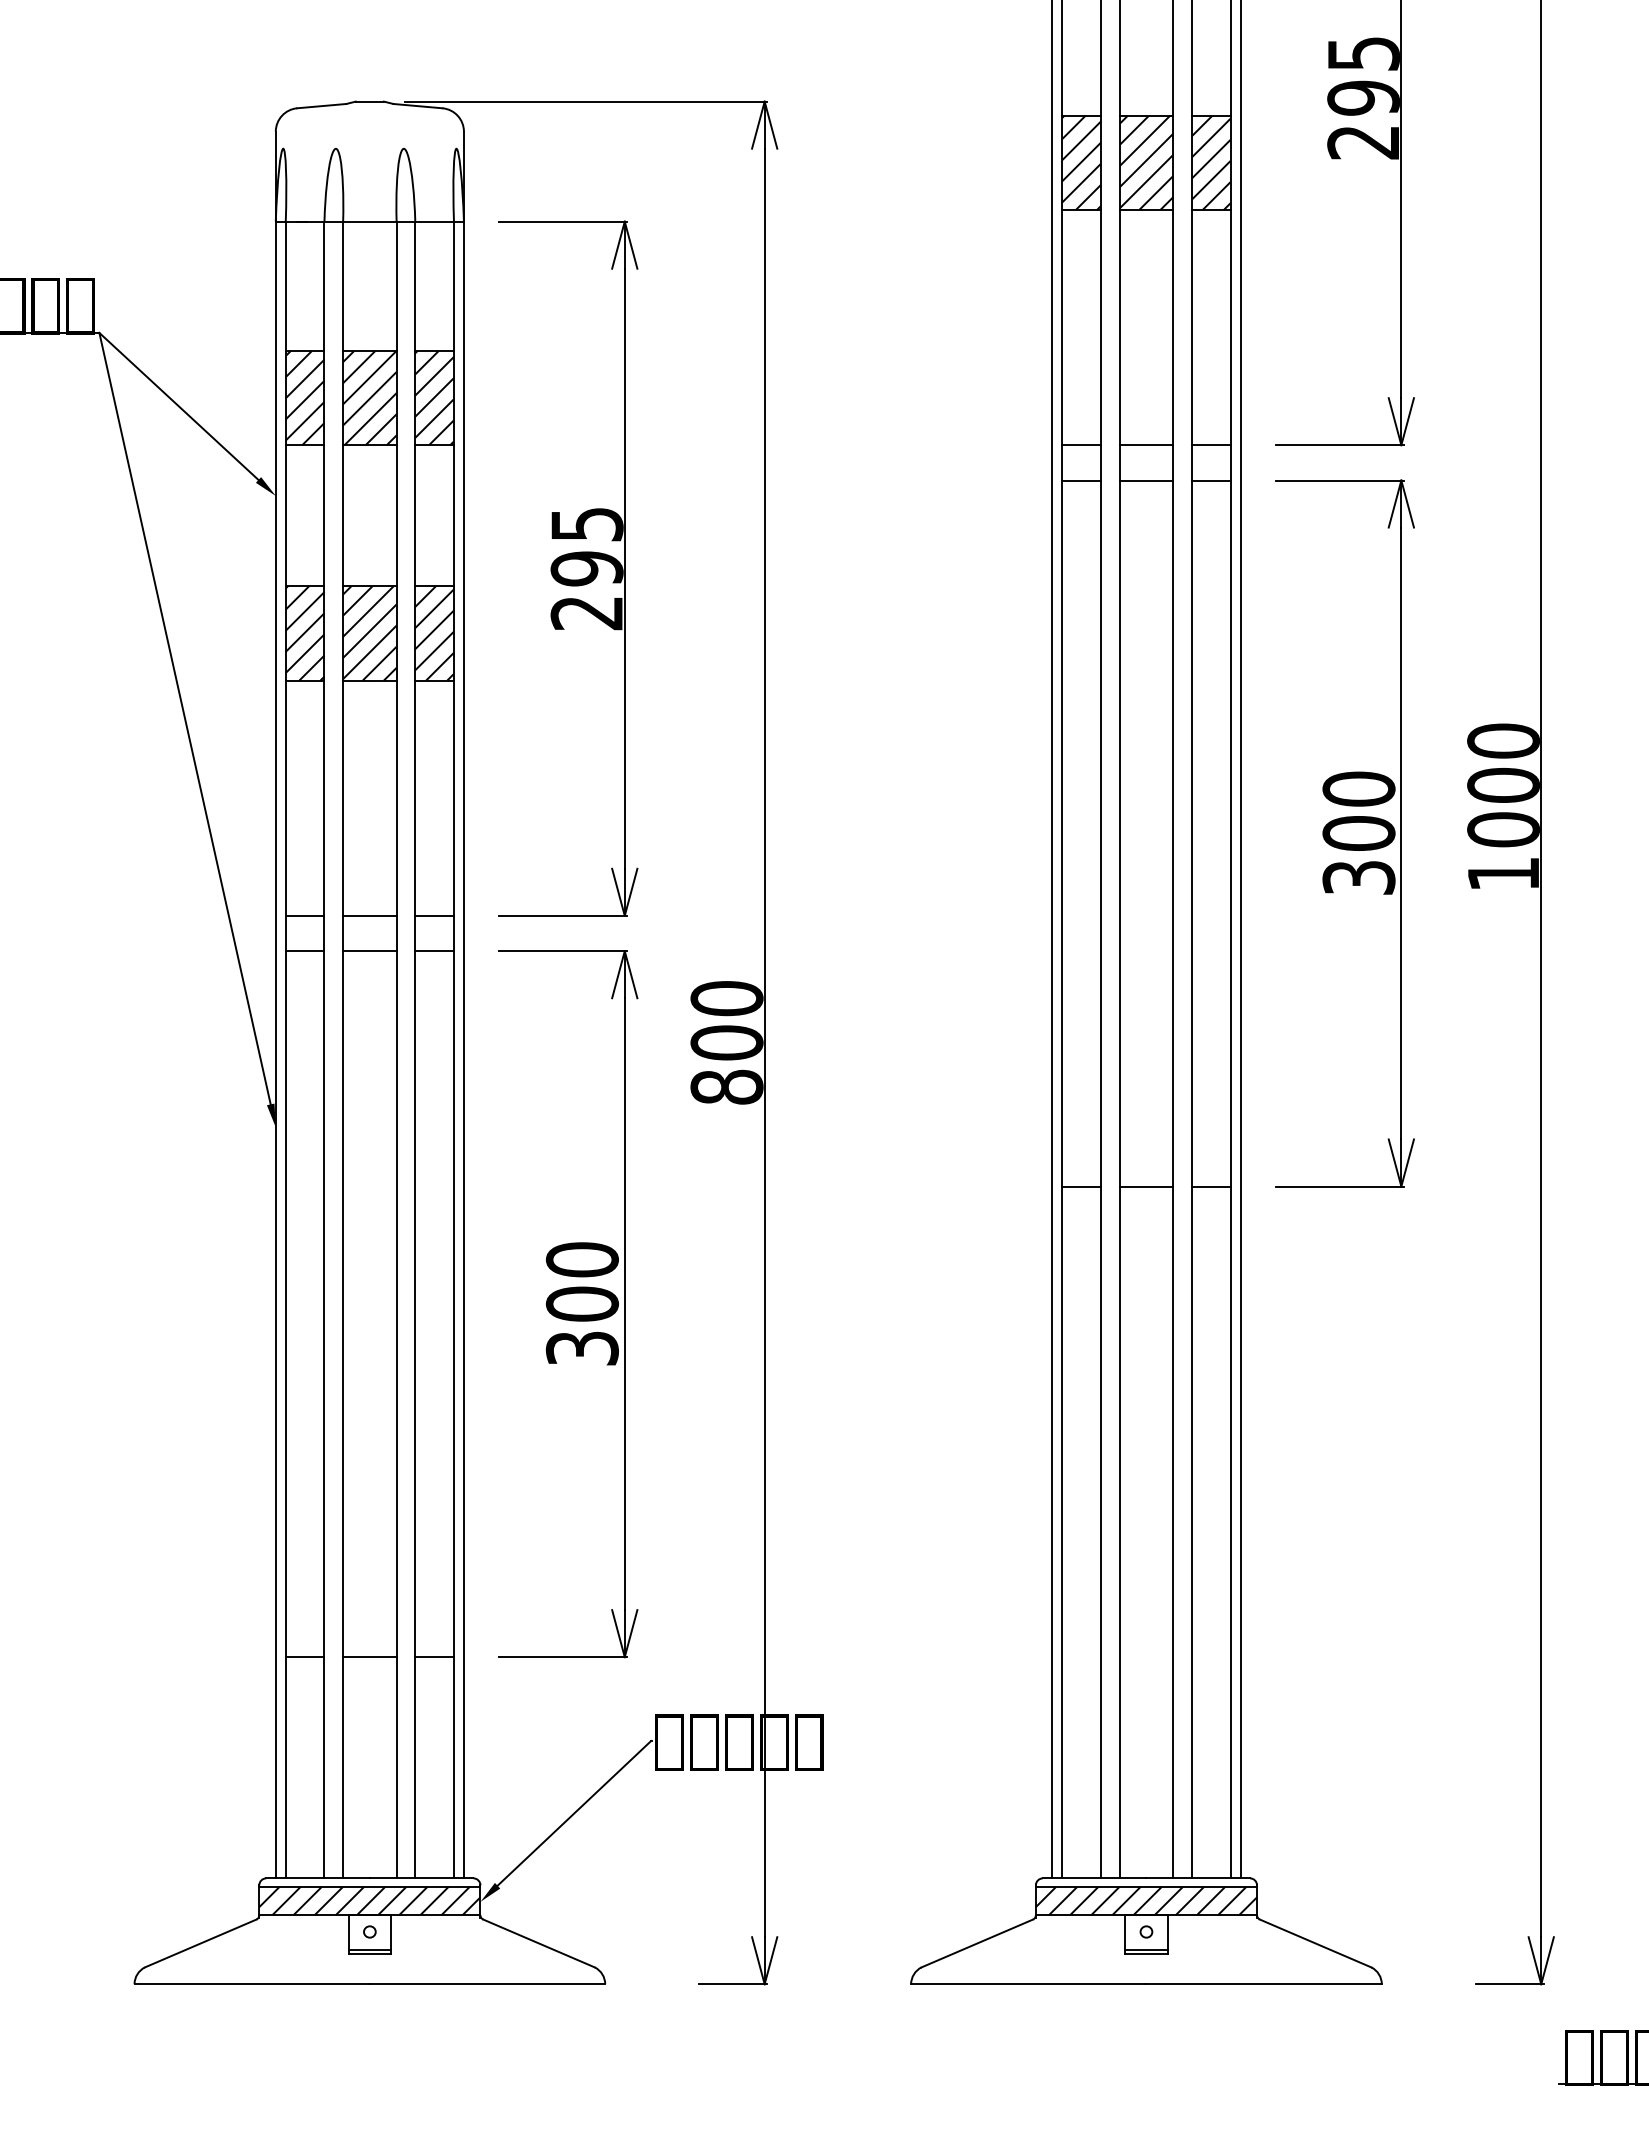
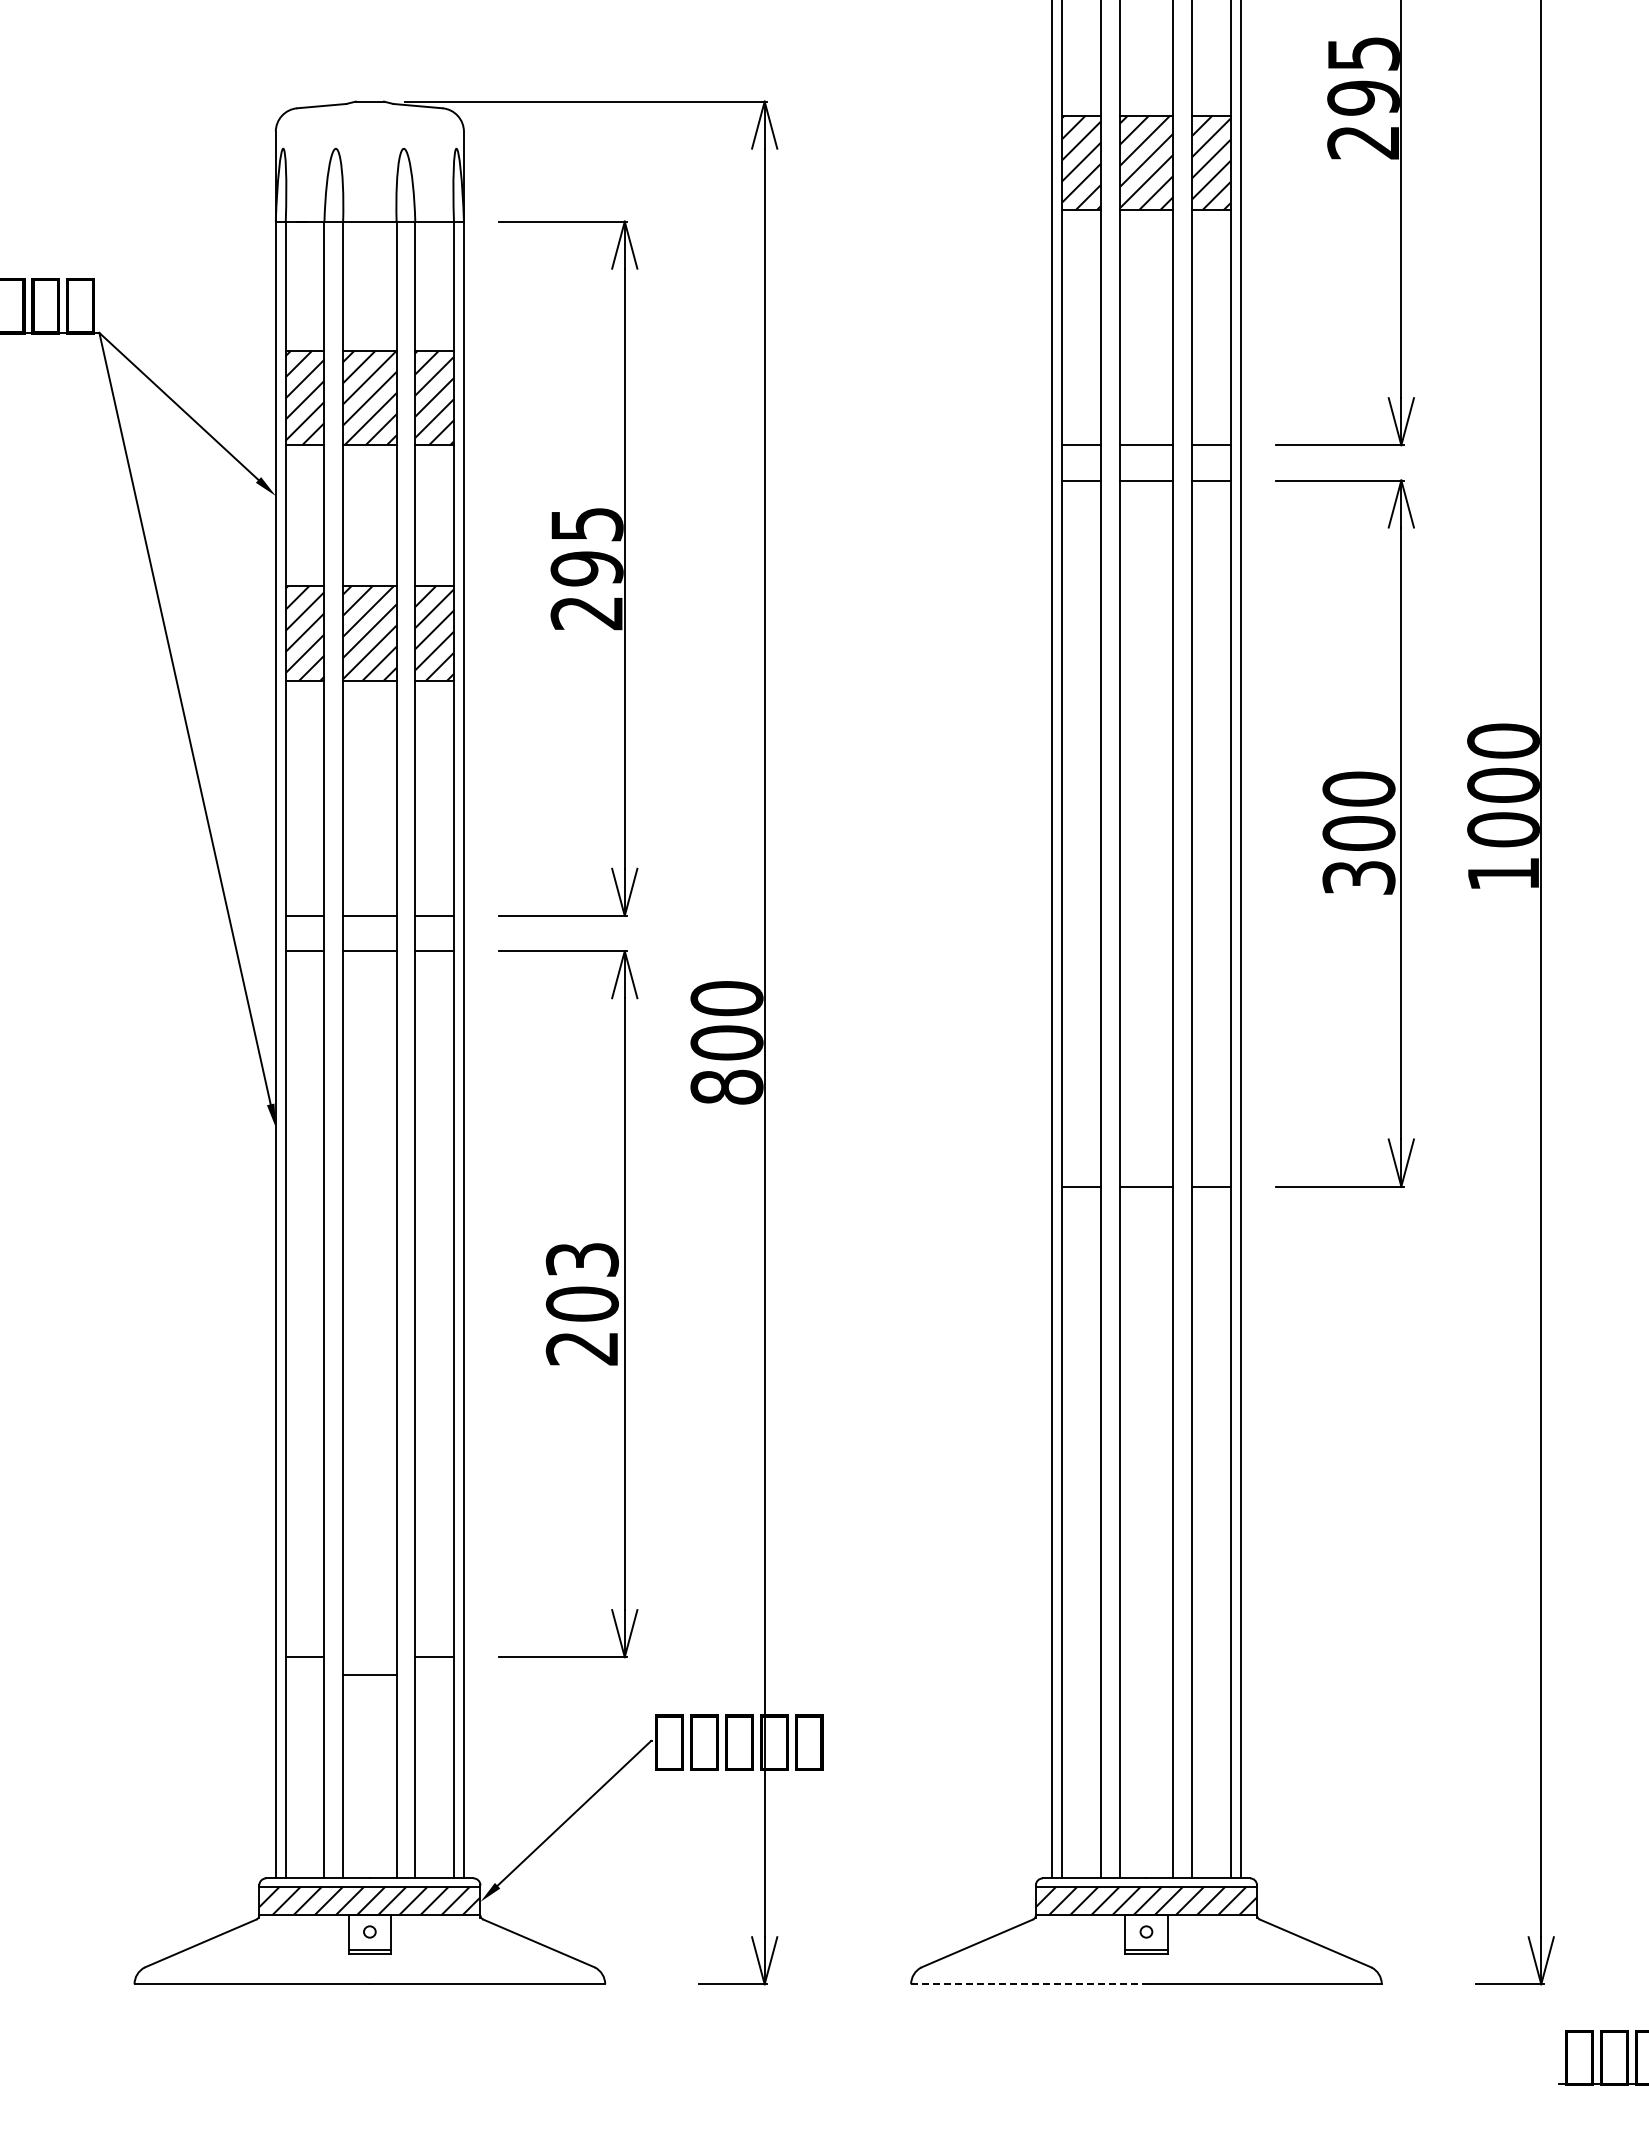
text: 300 -> 203 (581, 1303)
line position: (369, 1657) -> (369, 1675) (369, 1675)
line: solid -> dashed (1028, 1984)
